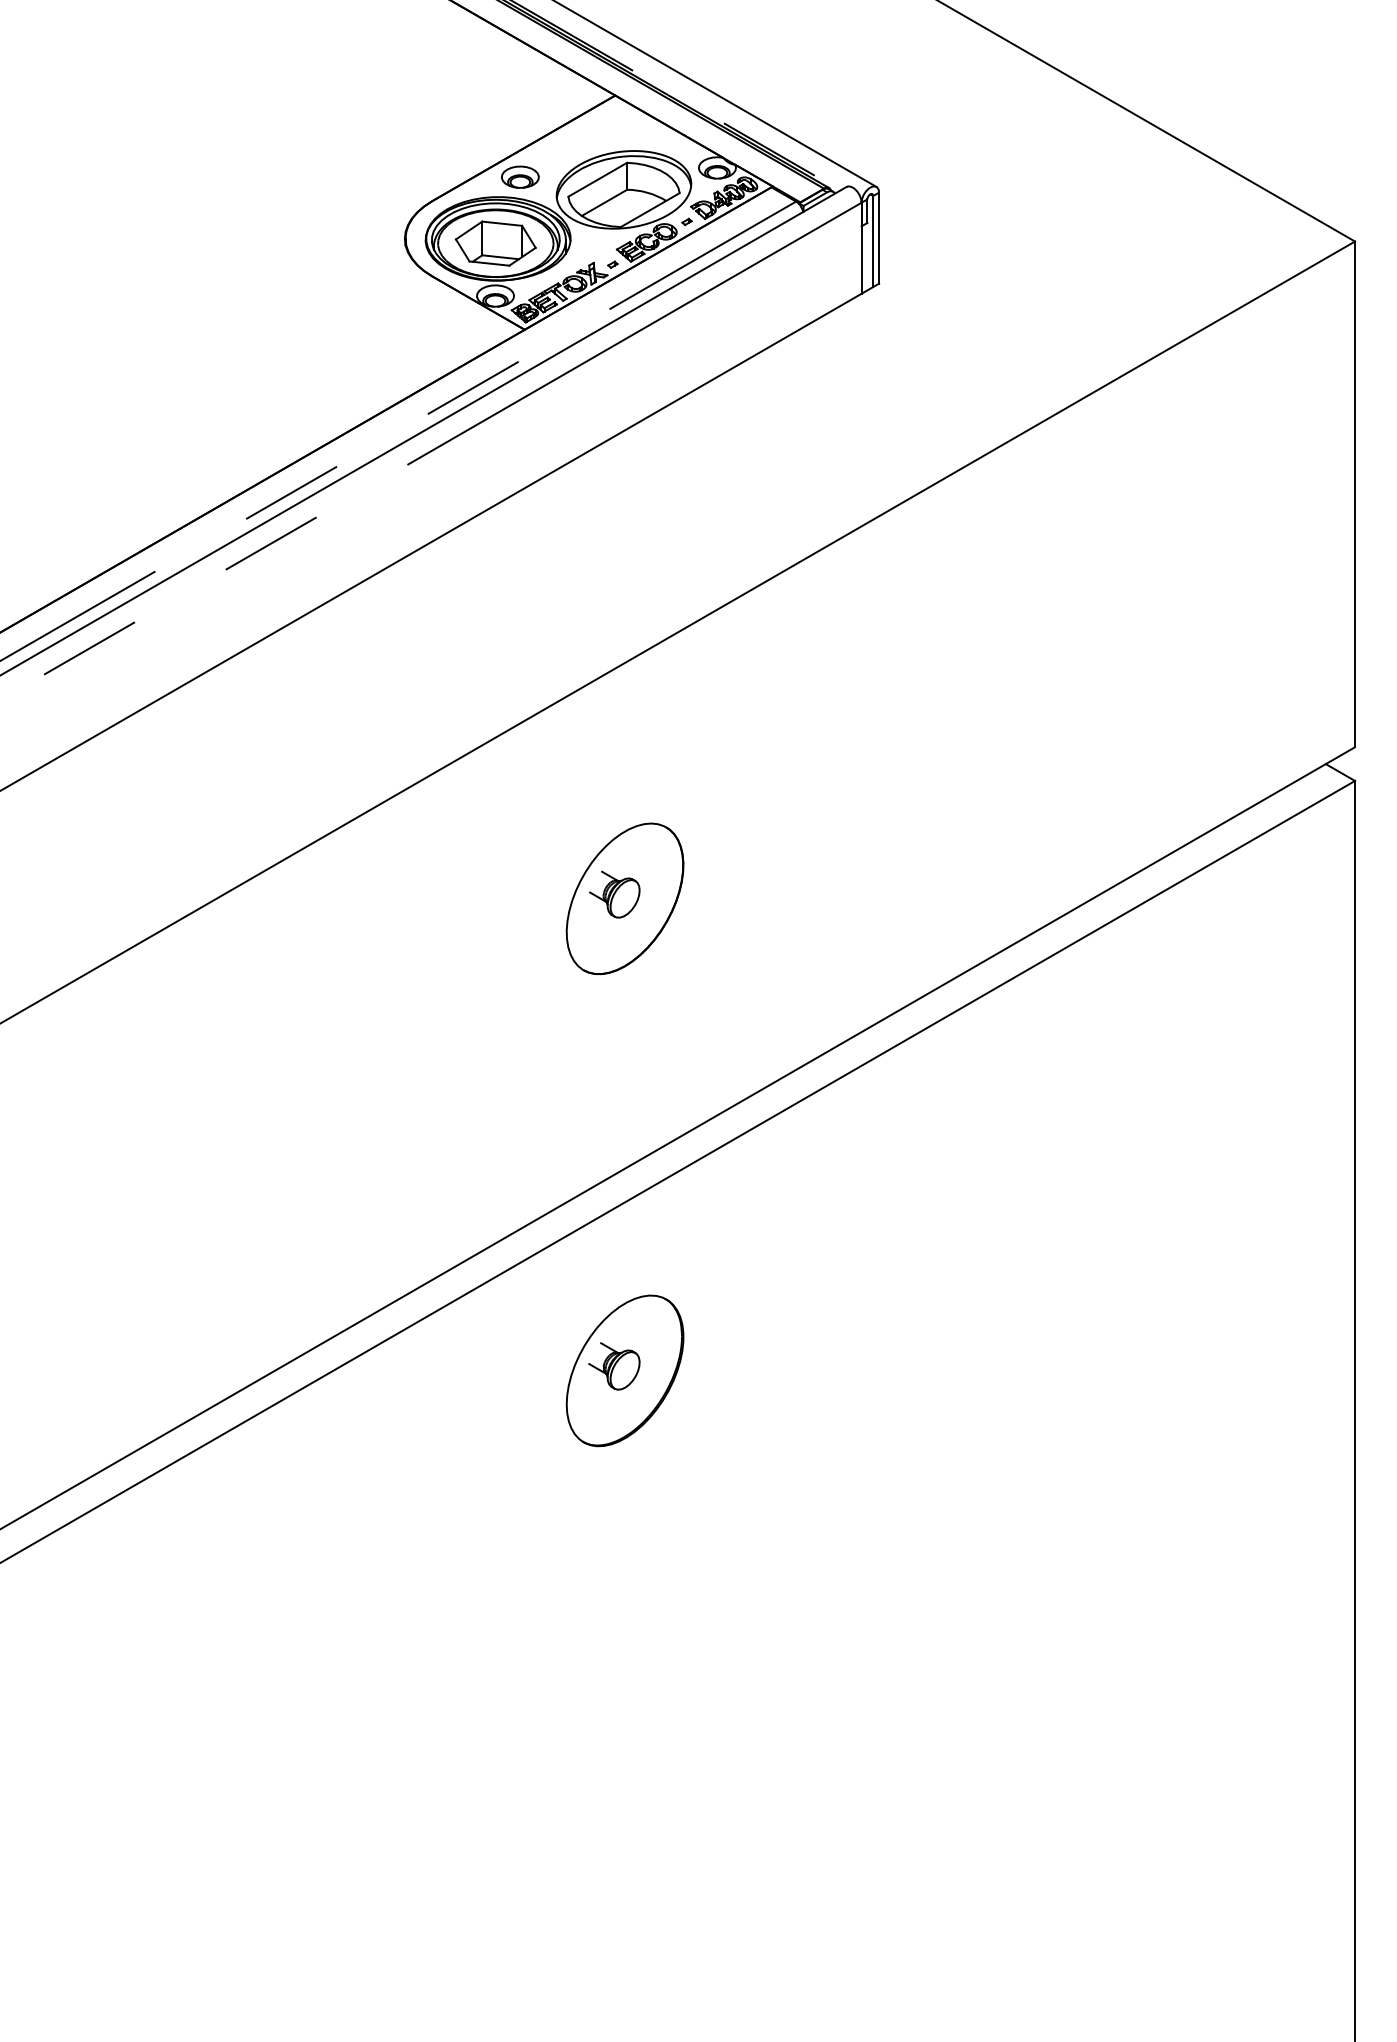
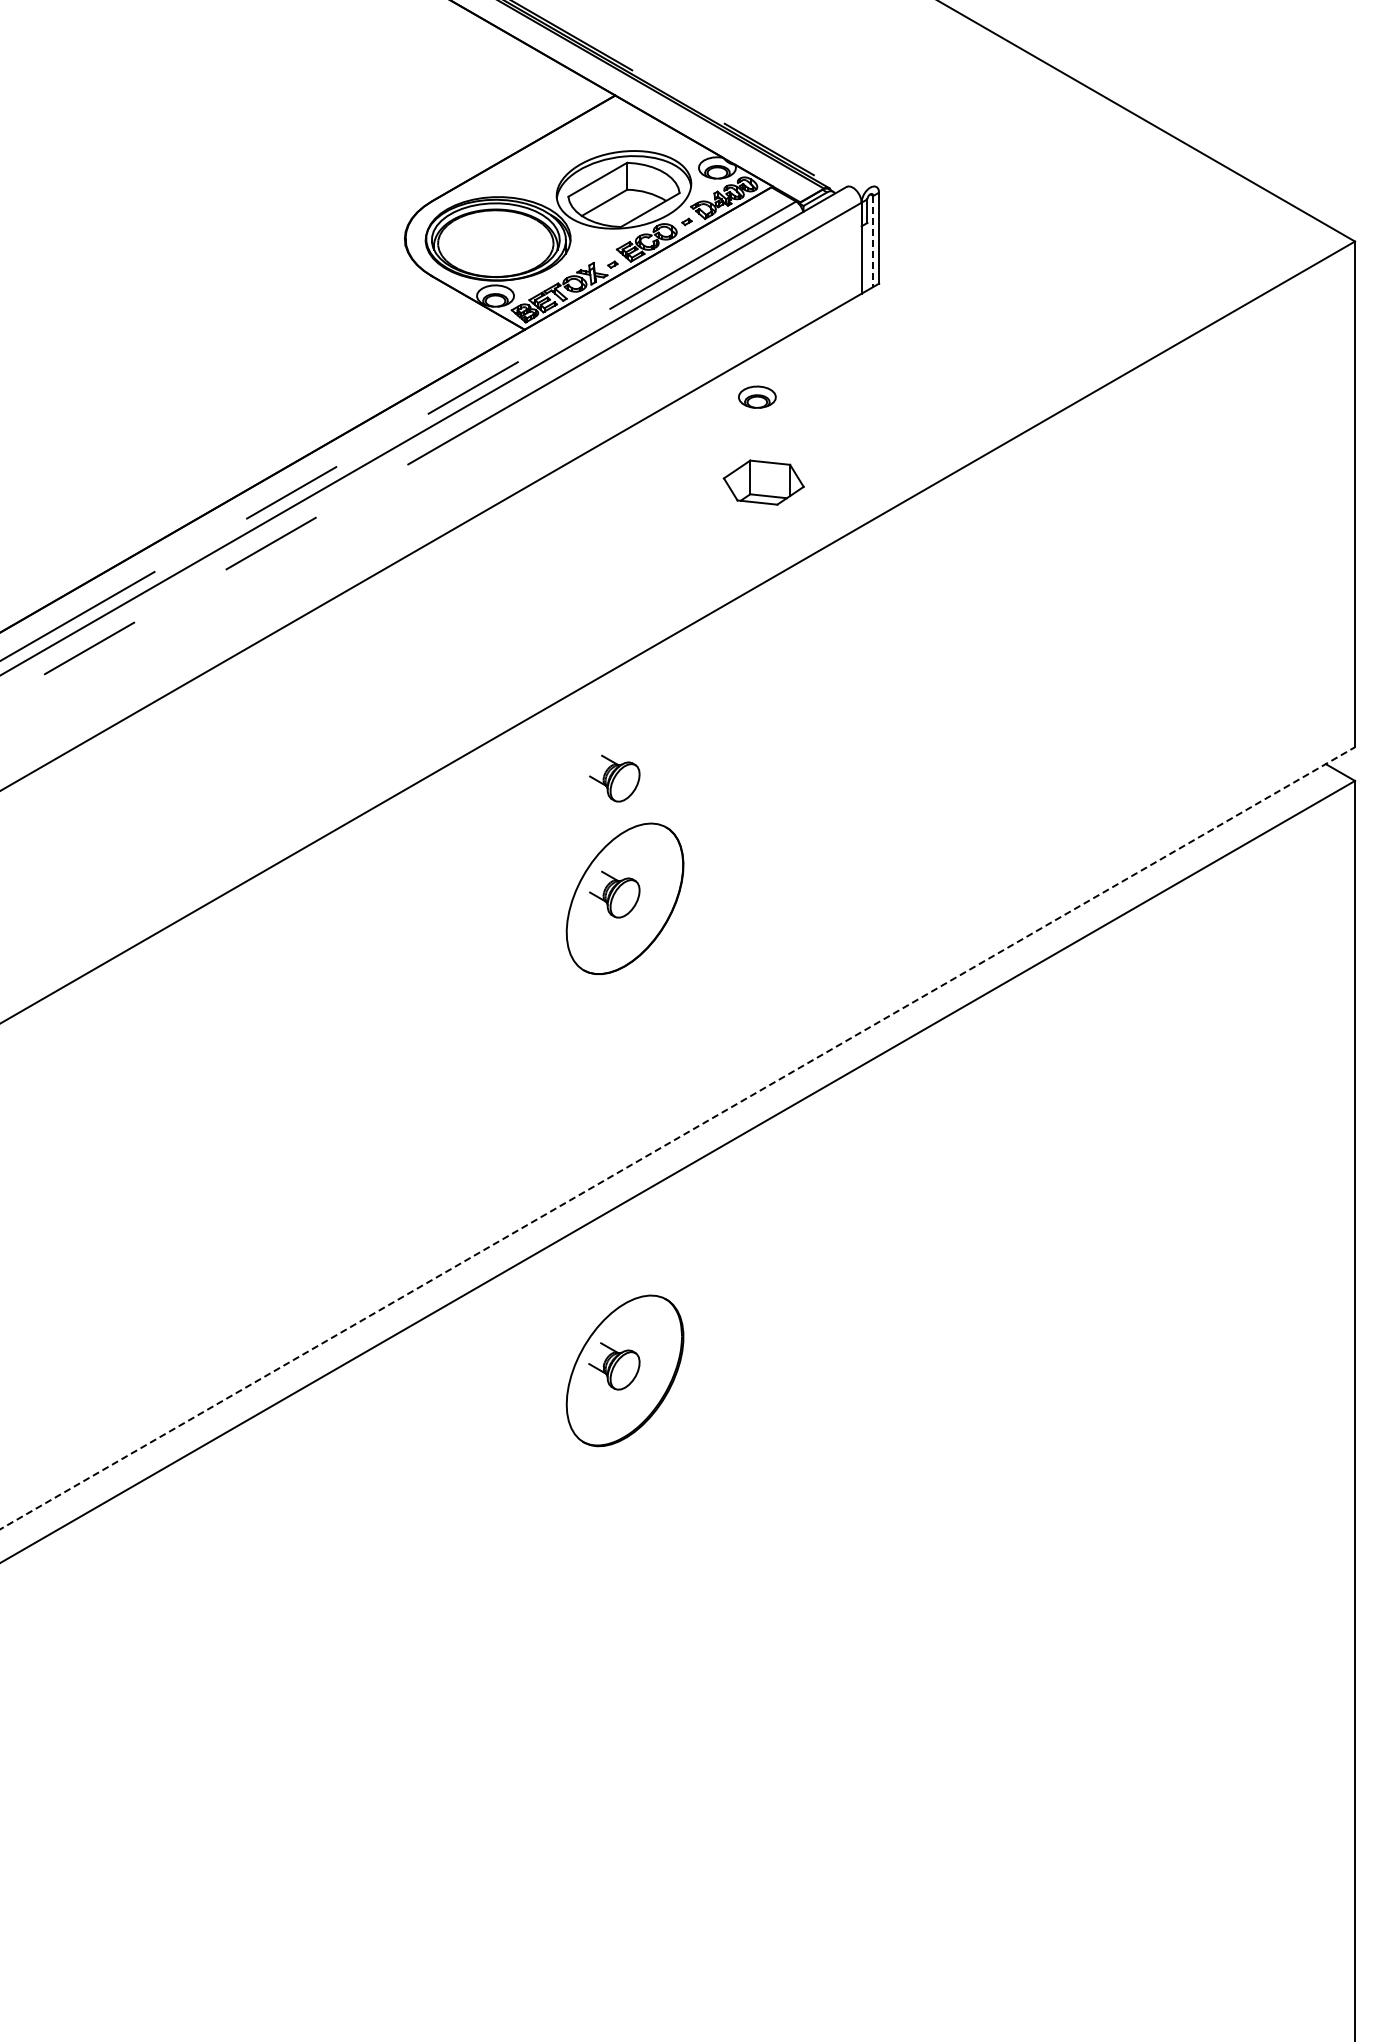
line: present -> none (716, 94)
part position: (520, 176) -> (757, 396) (757, 396)
line: solid -> dashed (873, 241)
part position: (495, 243) -> (763, 482) (763, 482)
part: none -> present (614, 778)
line: solid -> dashed (677, 1138)
